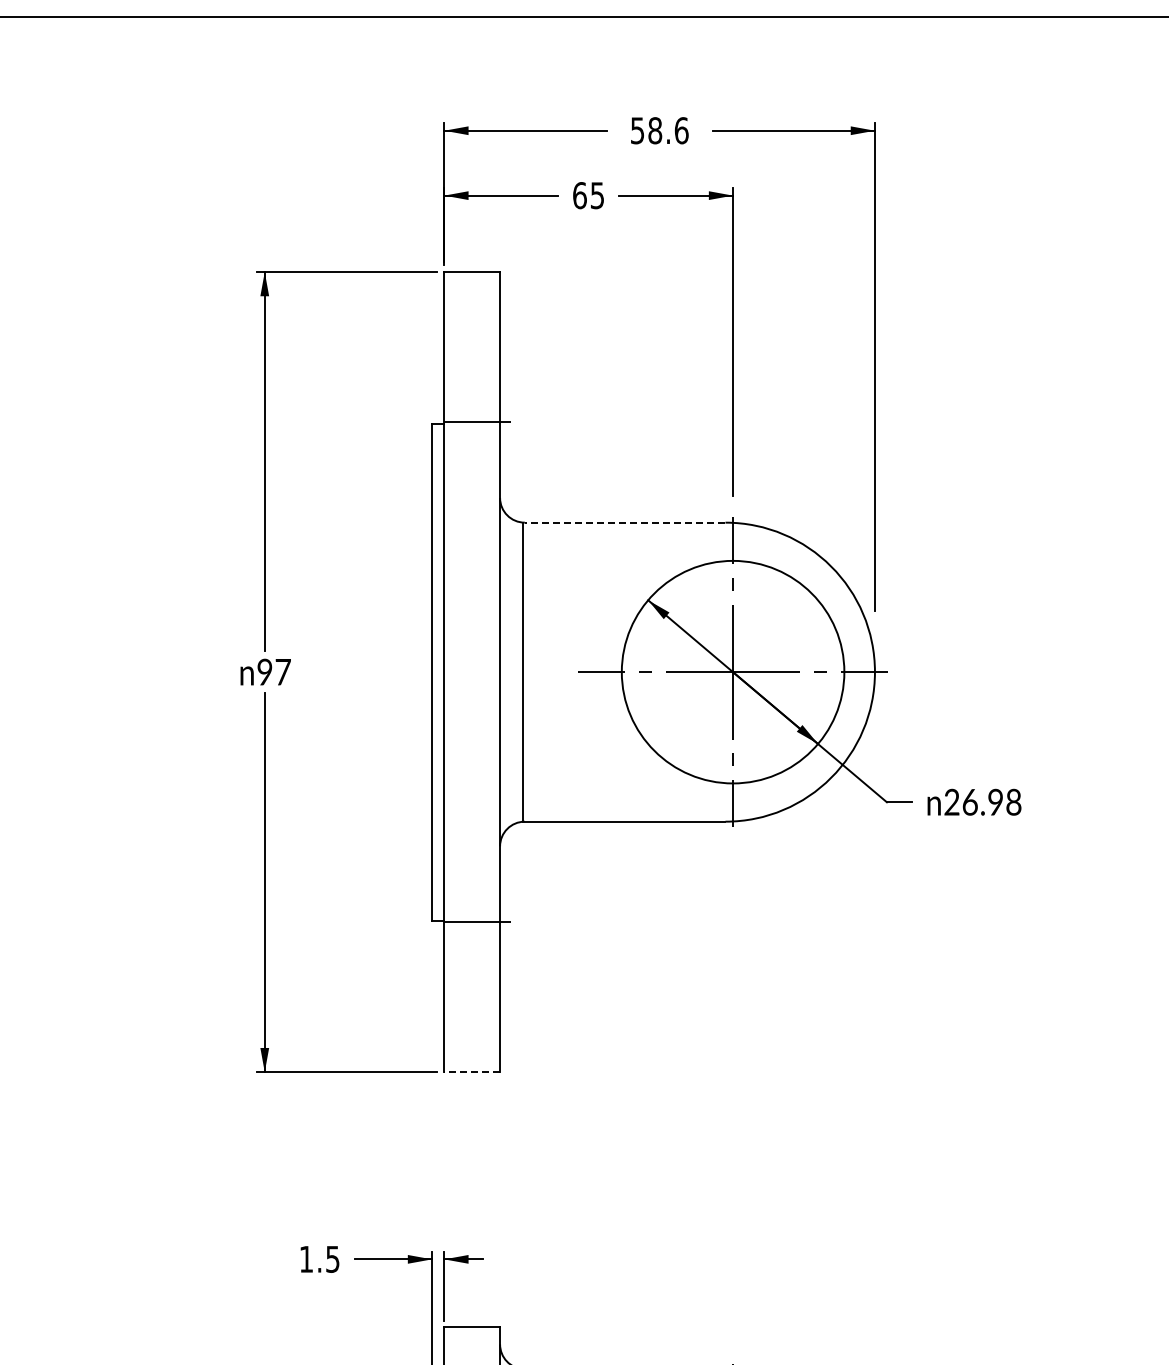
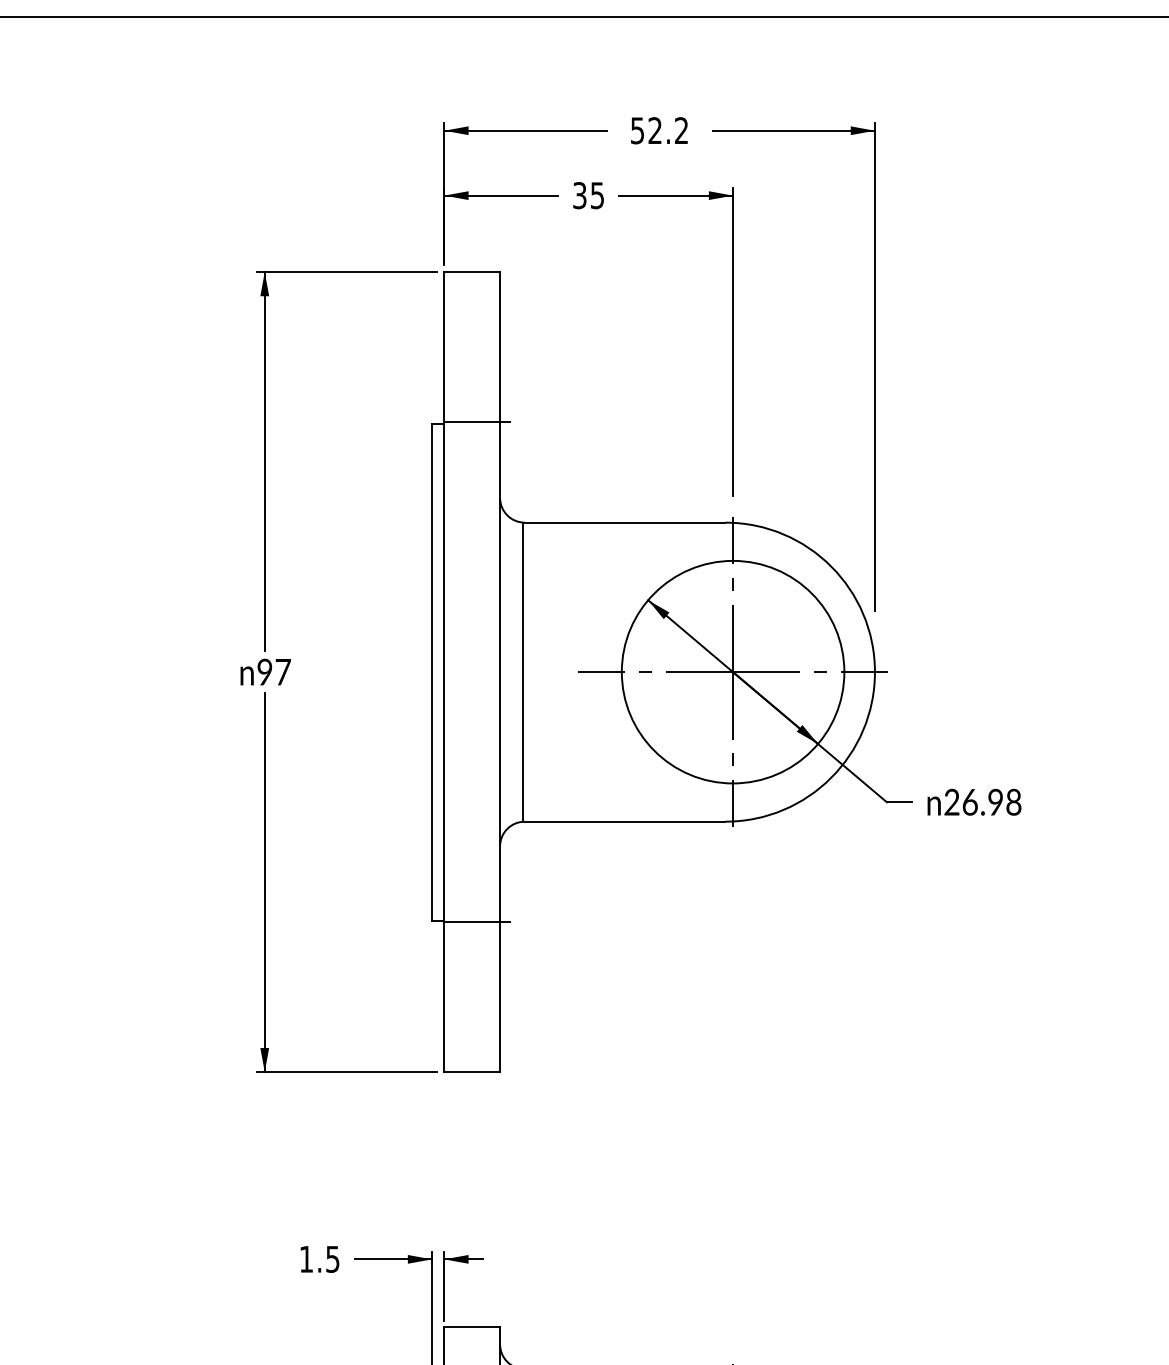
text: 58.6 -> 52.2 (668, 130)
text: 65 -> 35 (579, 195)
line: dashed -> solid (624, 522)
line: dashed -> solid (472, 1072)
